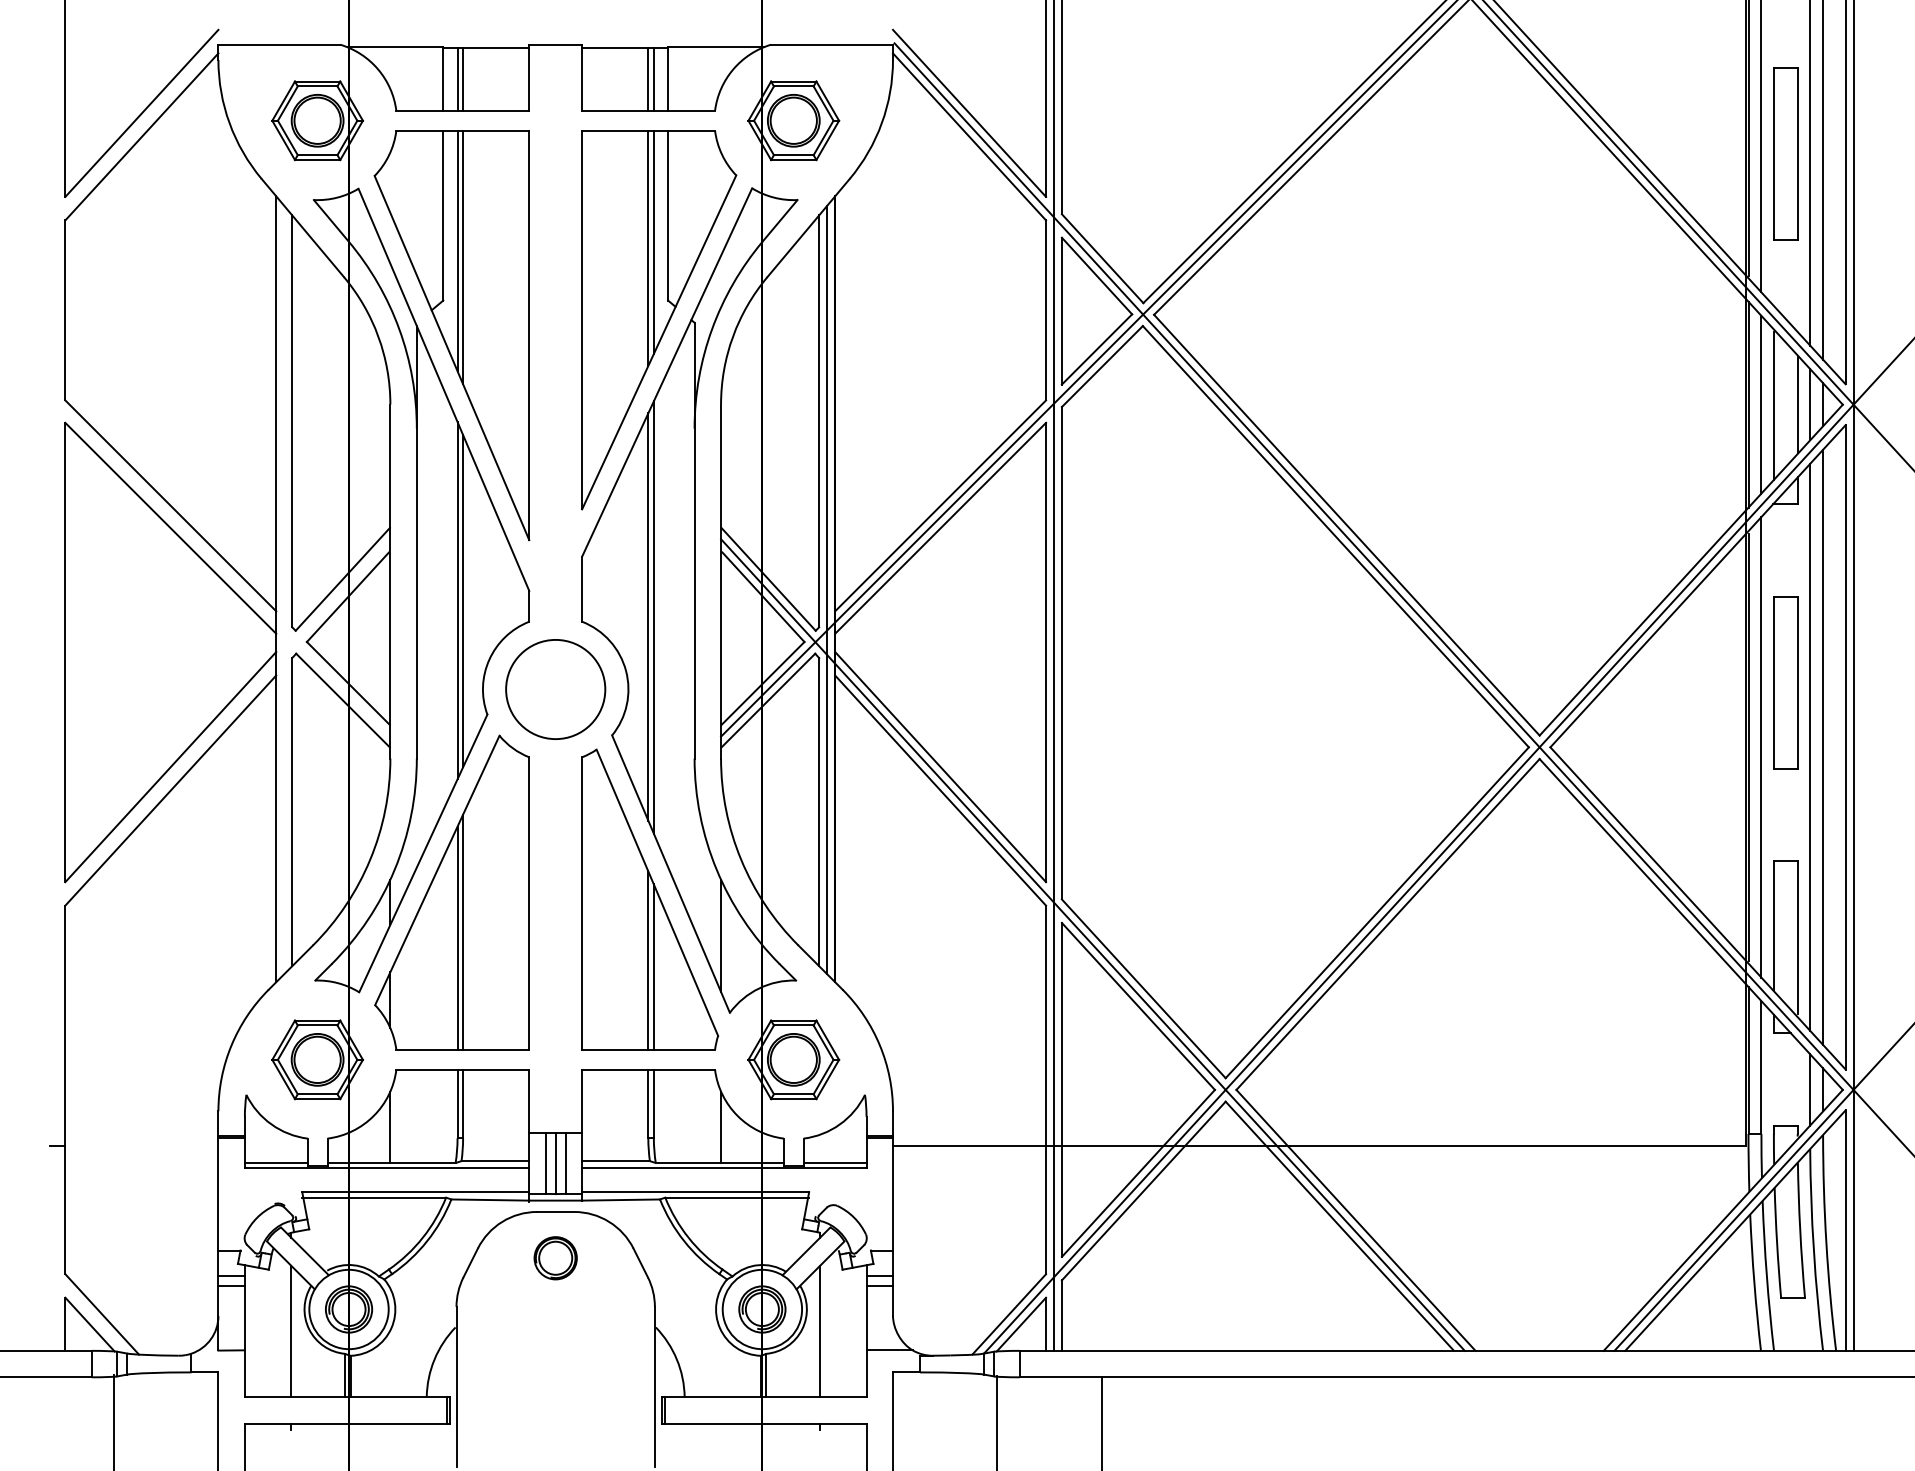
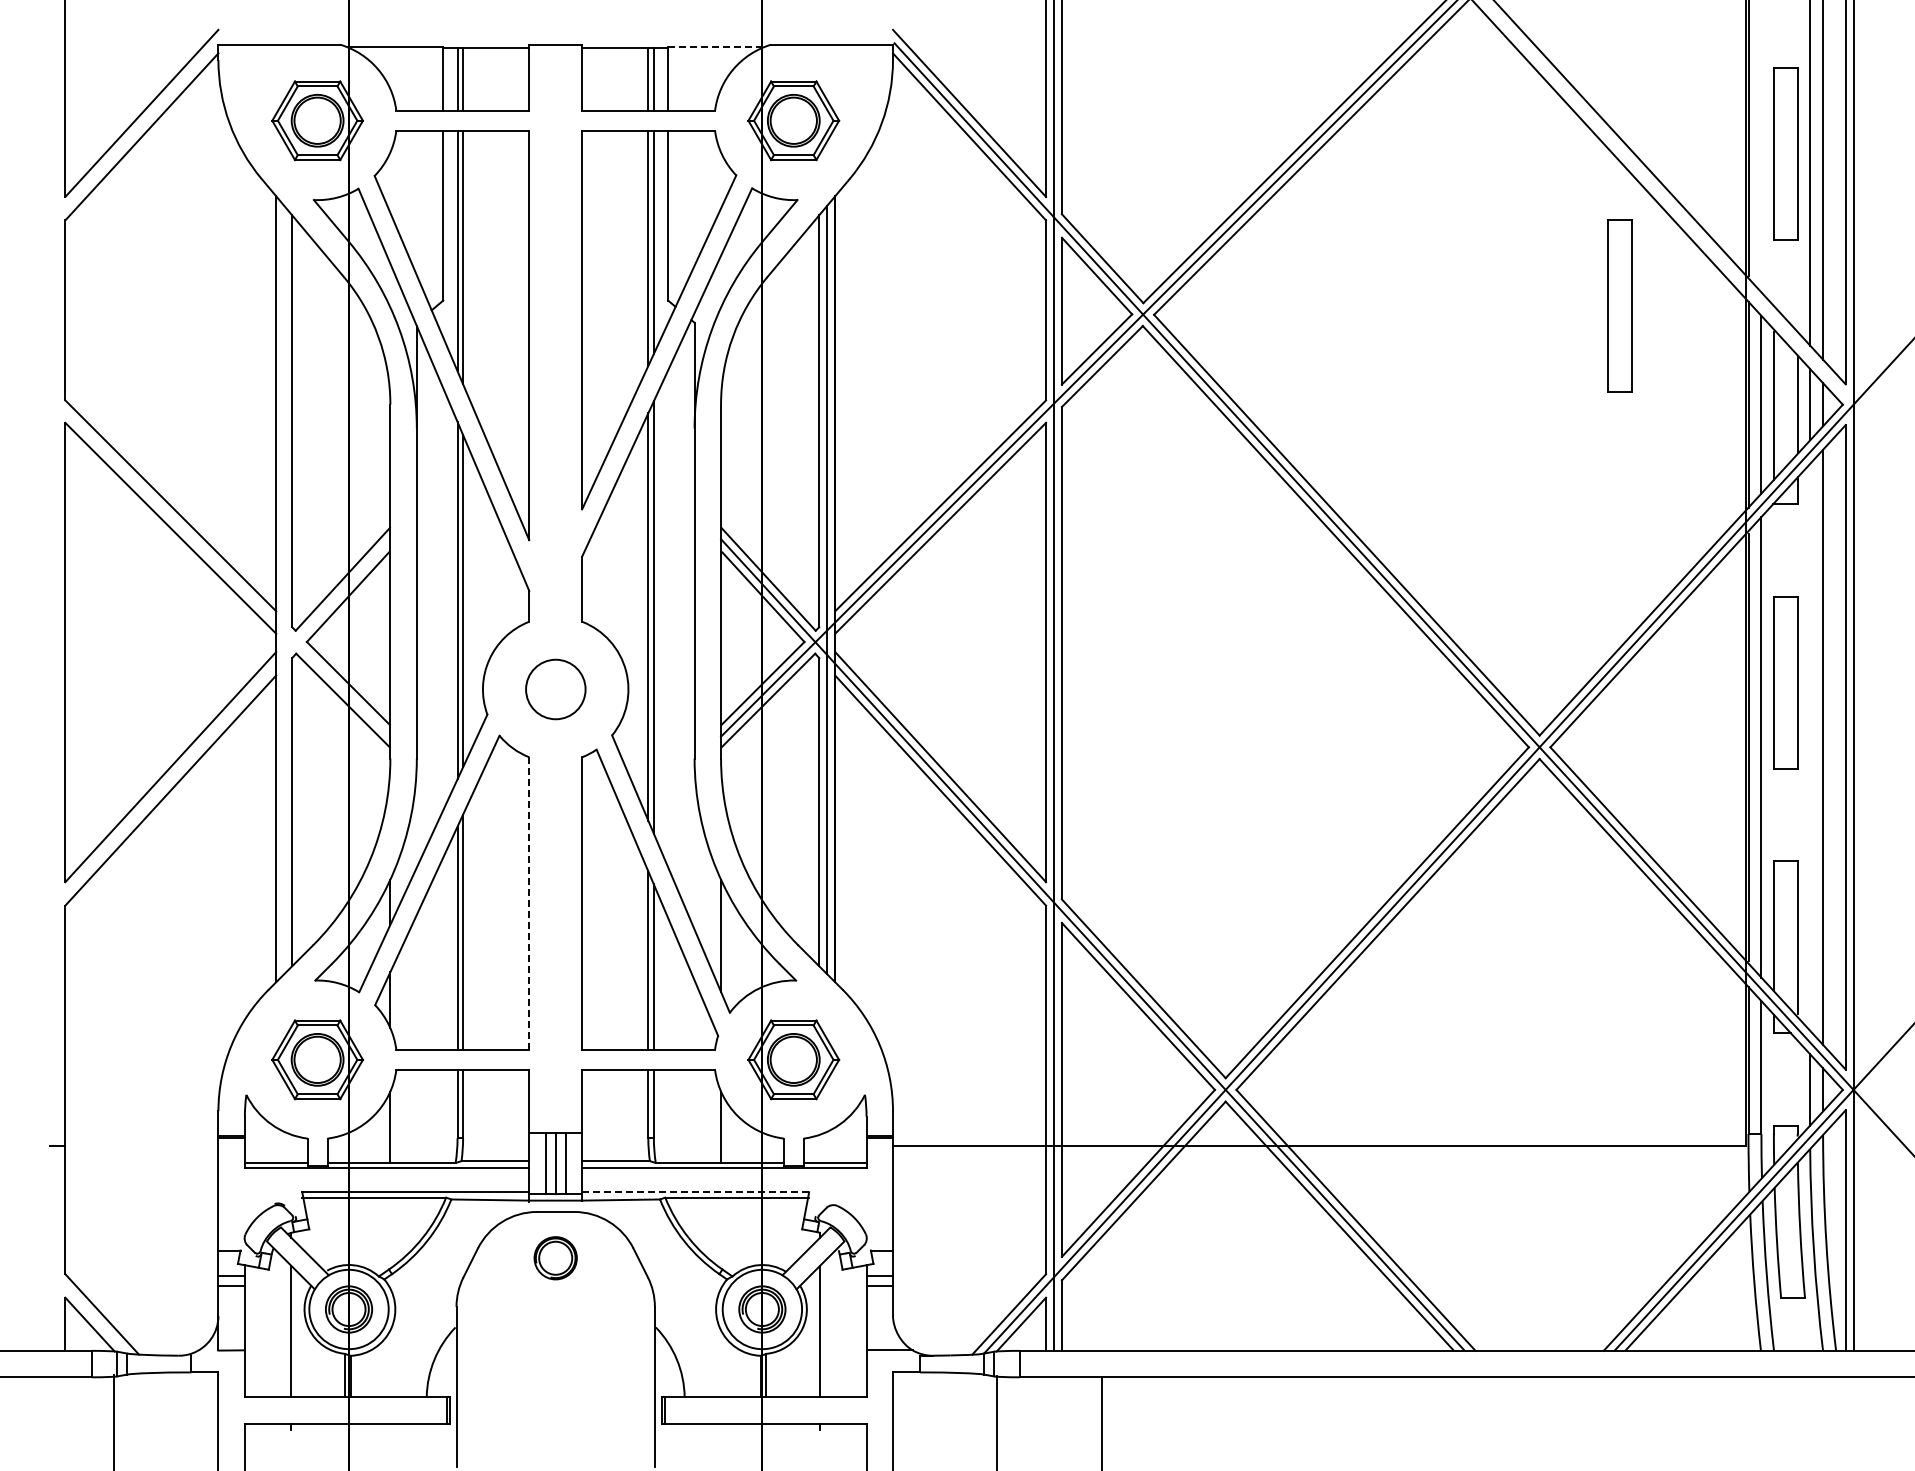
line: solid -> dashed (715, 47)
line: present -> none (1761, 147)
line: present -> none (1697, 235)
part: none -> present (1619, 305)
circle size: 102x101 px -> 62x63 px (555, 689)
line: present -> none (1810, 746)
line: solid -> dashed (529, 904)
line: solid -> dashed (696, 1192)
